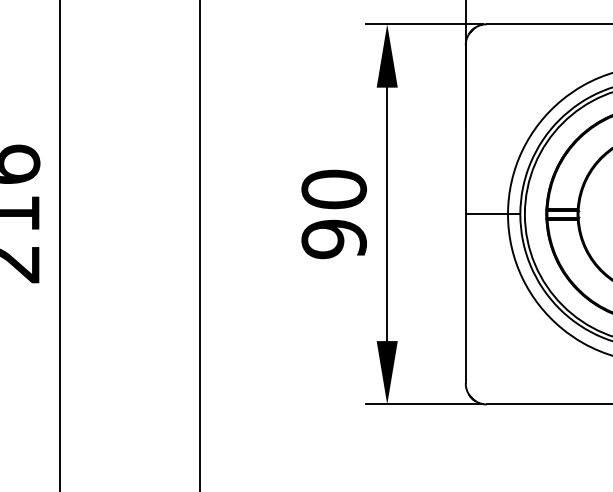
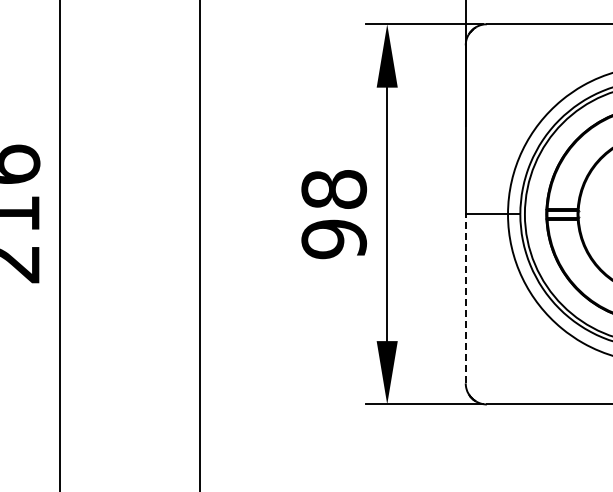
text: 90 -> 98 (333, 189)
line: solid -> dashed (465, 298)
